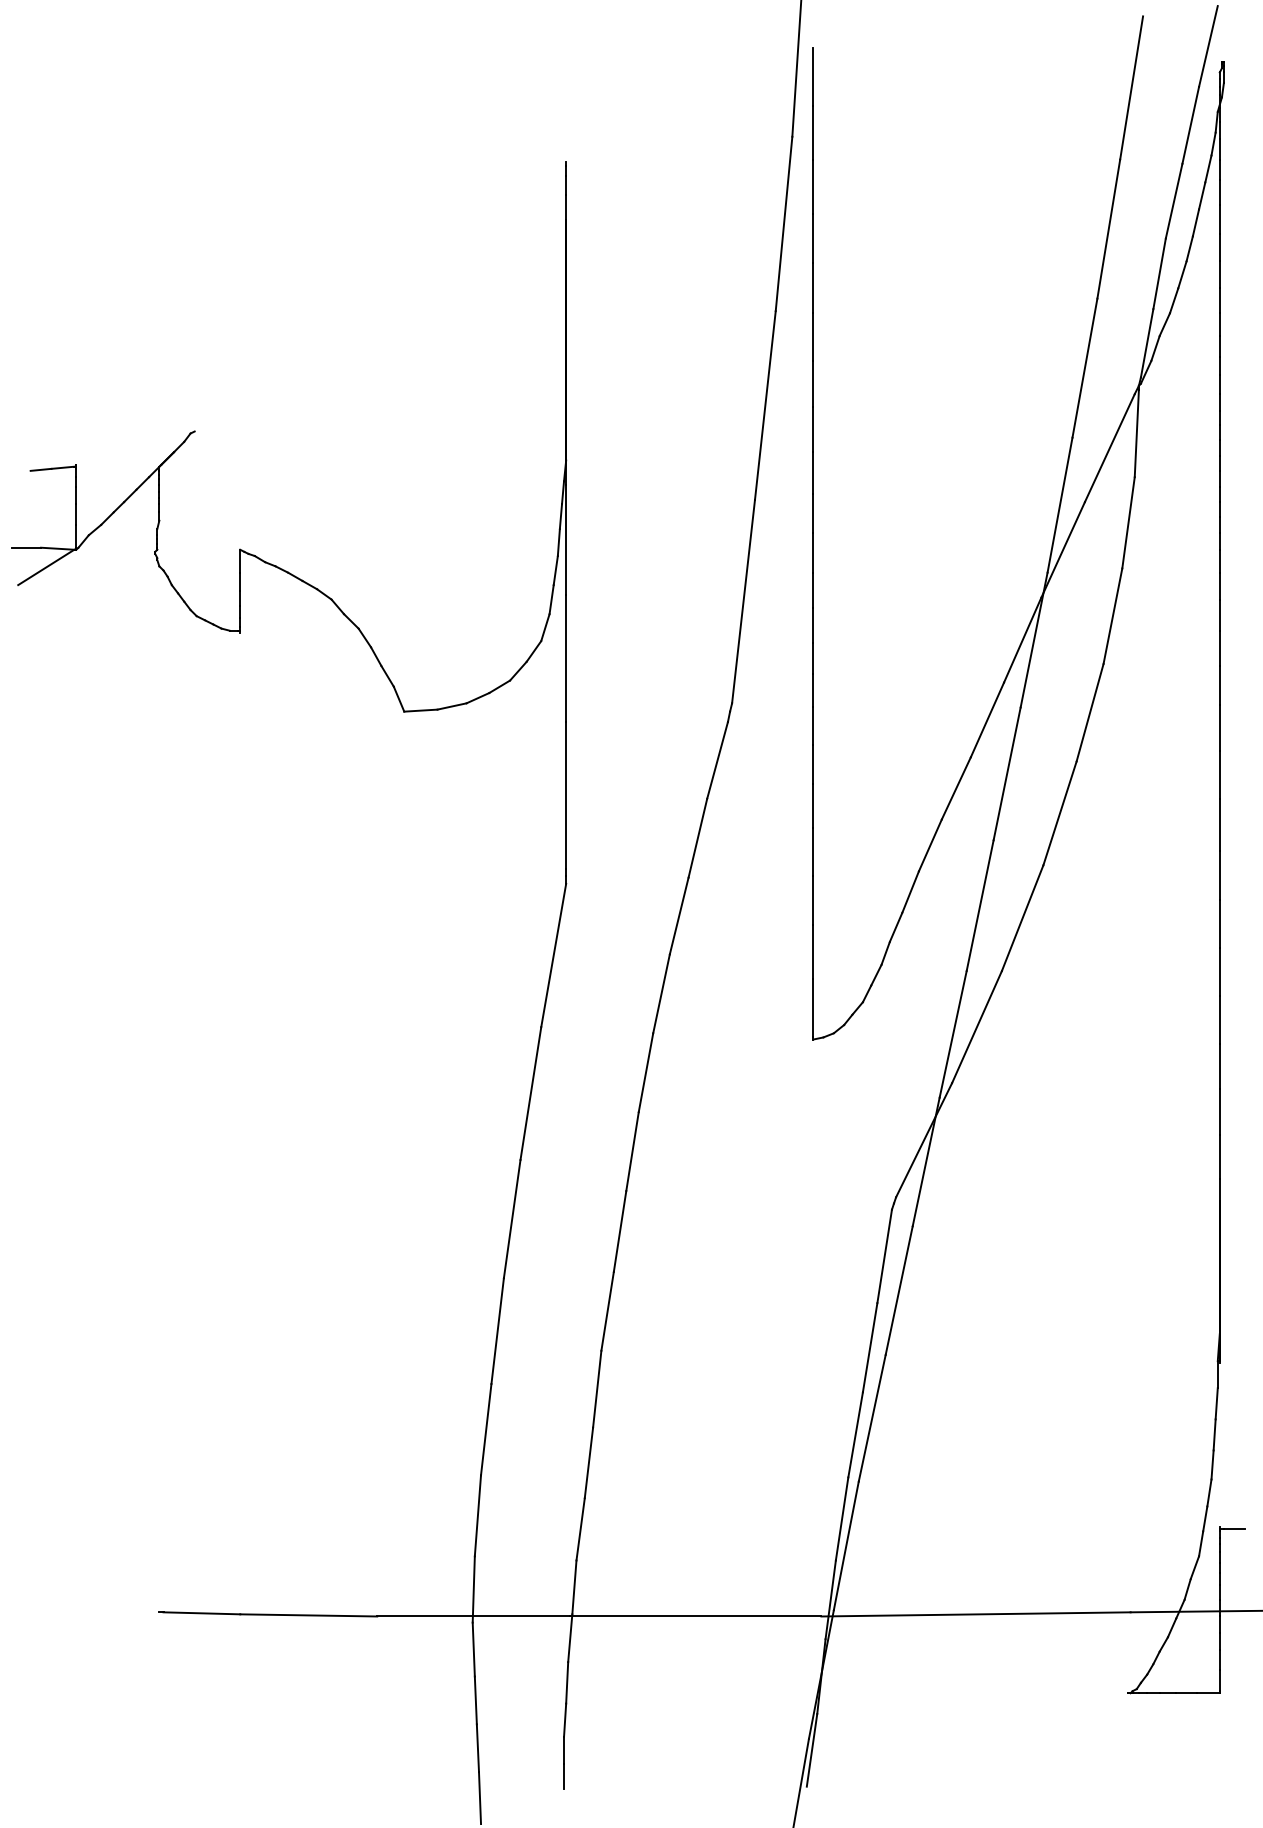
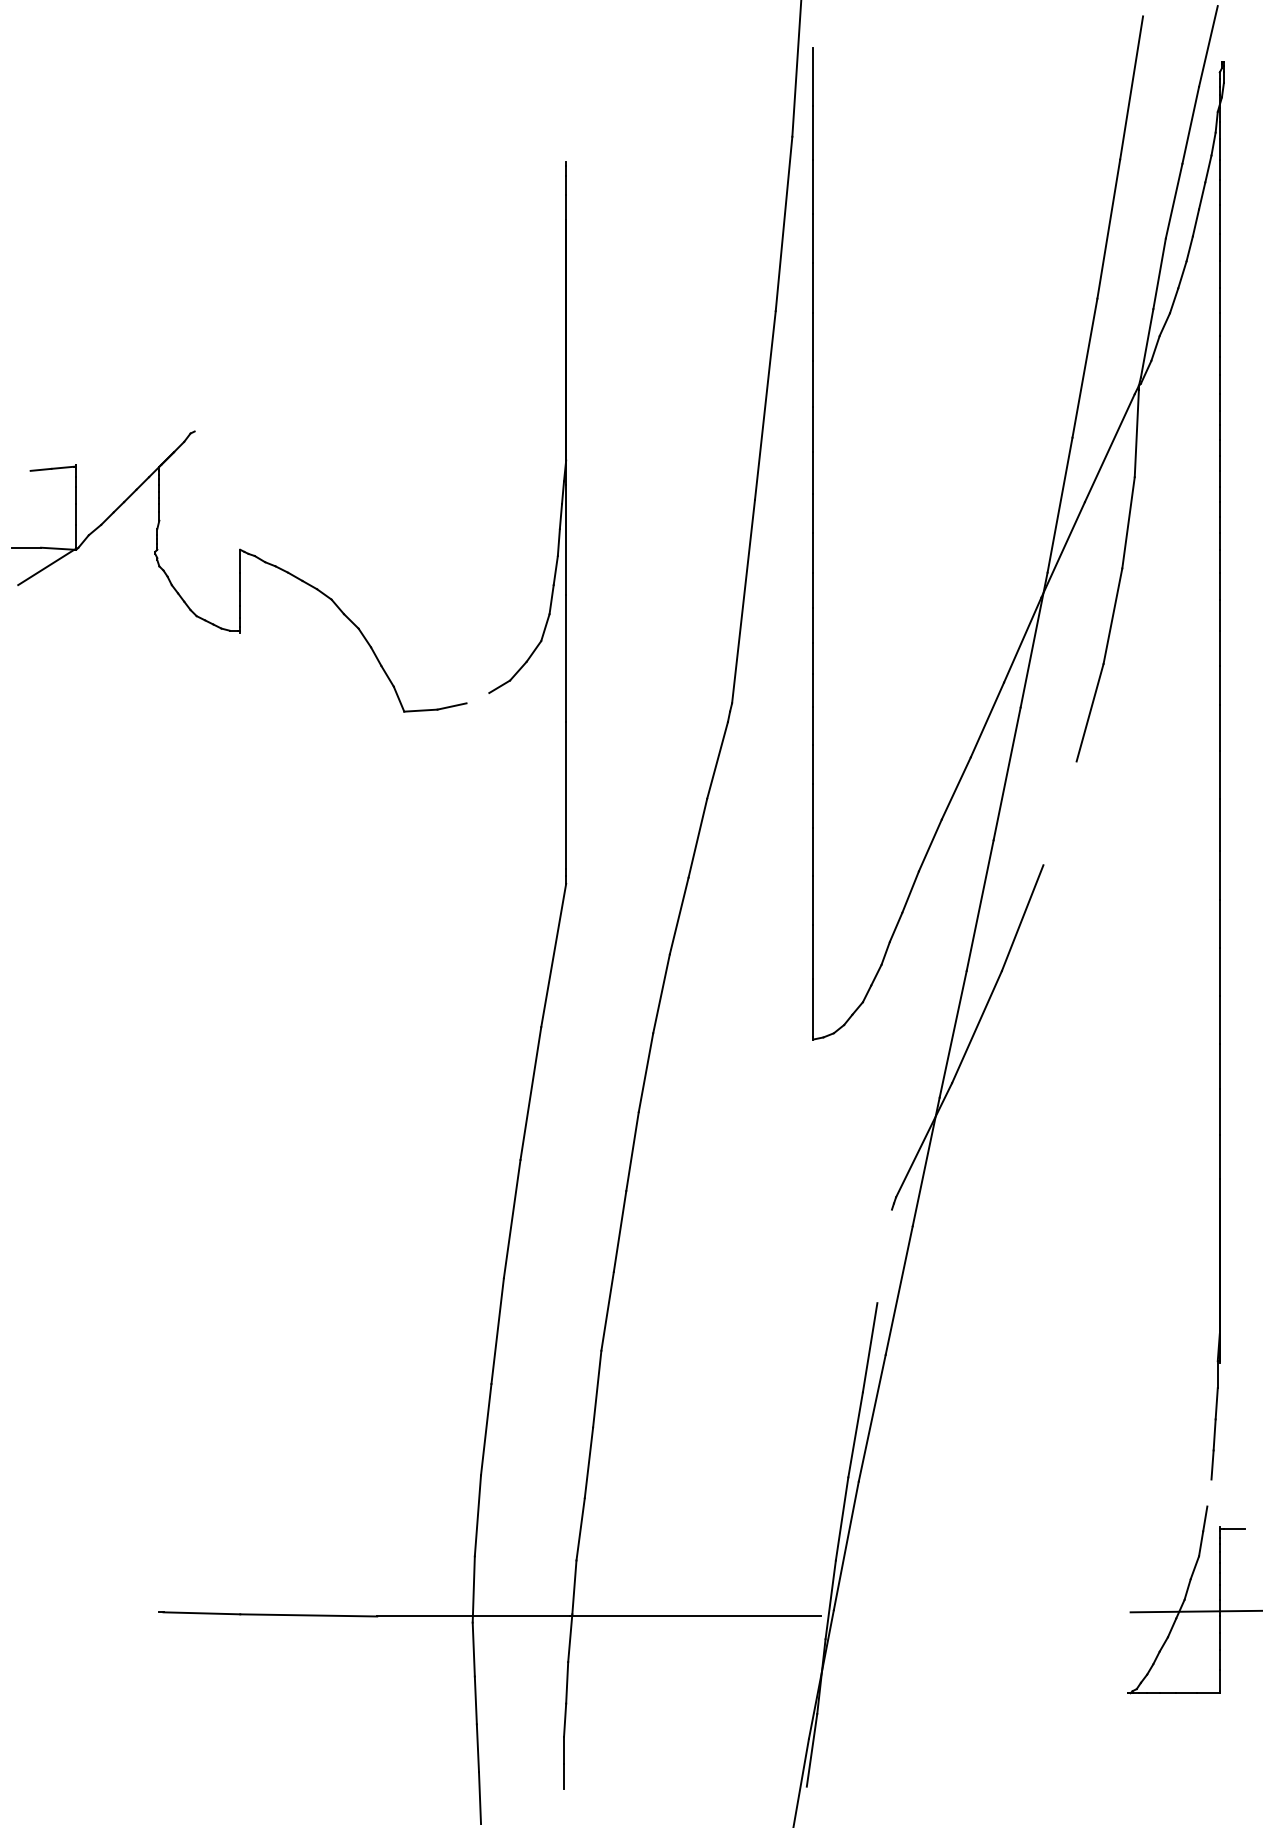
line: present -> none (477, 698)
line: present -> none (1059, 813)
line: present -> none (884, 1256)
line: present -> none (1209, 1492)
line: present -> none (975, 1614)
